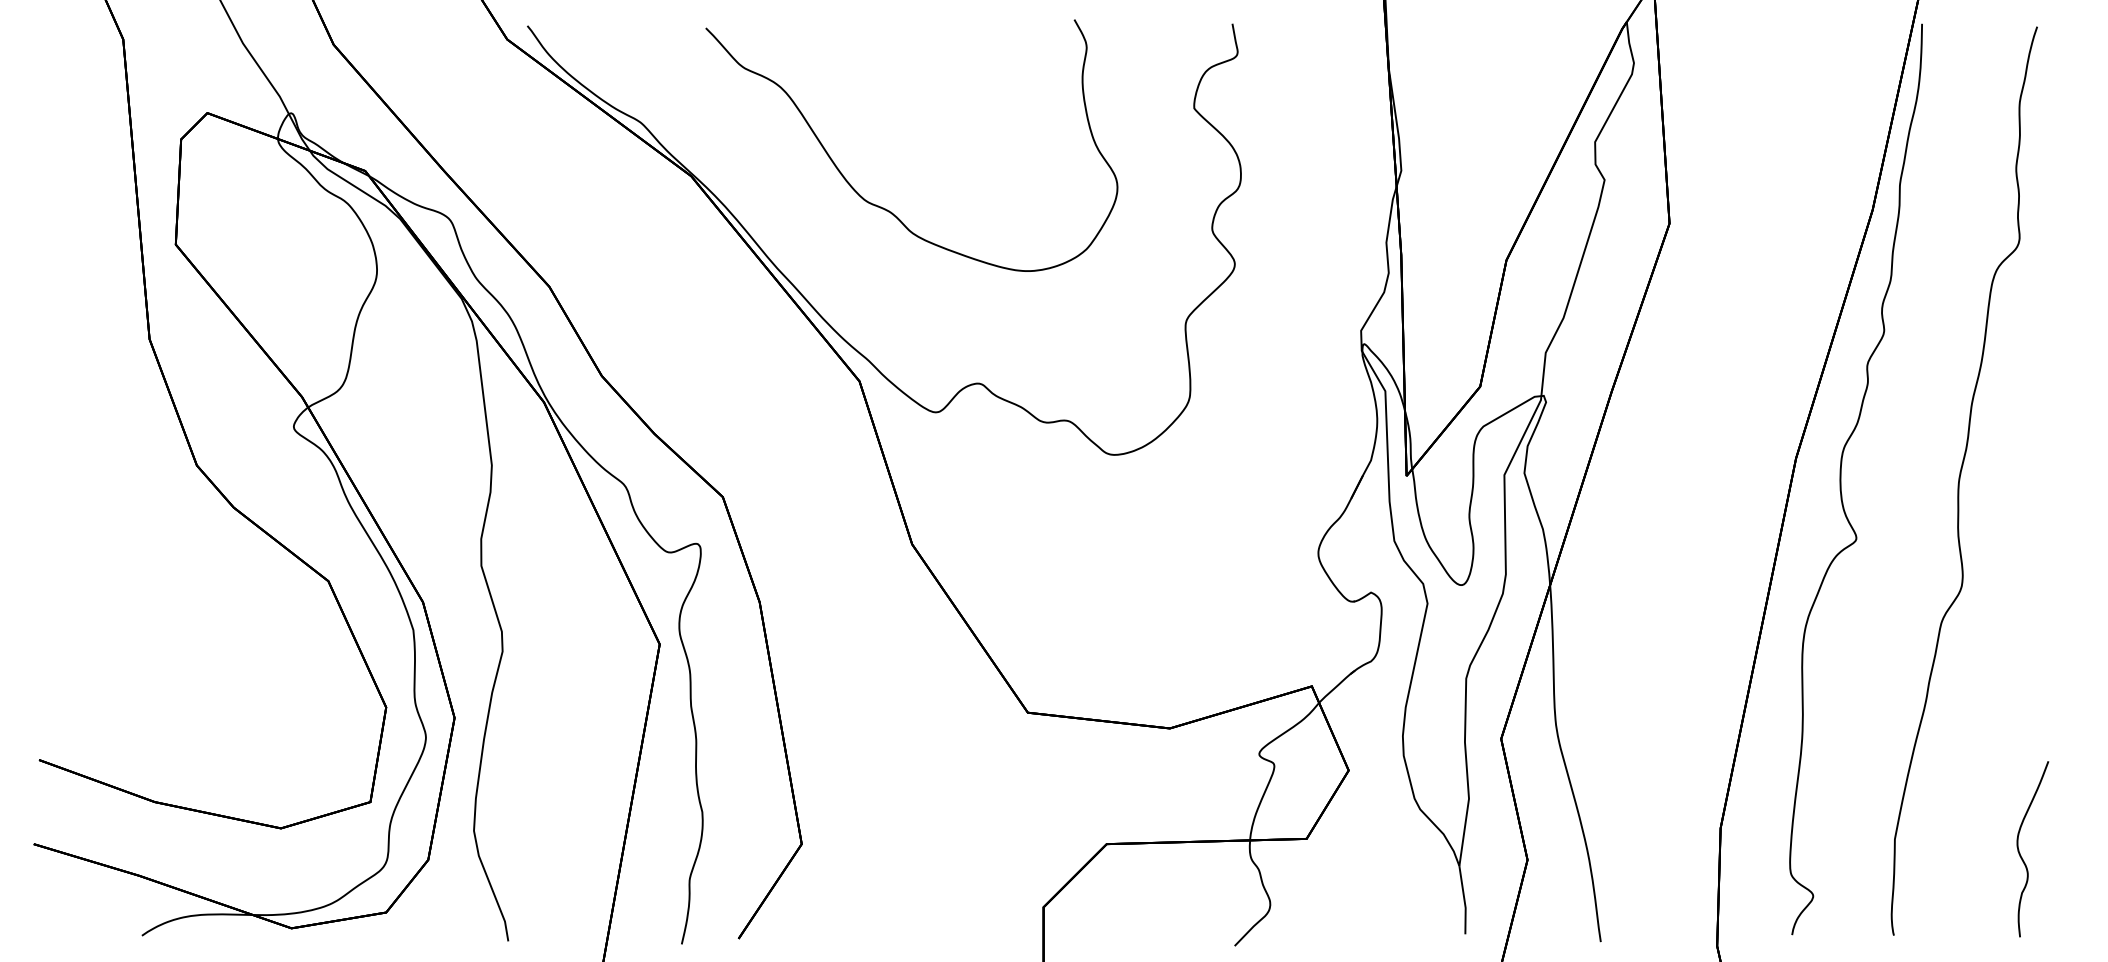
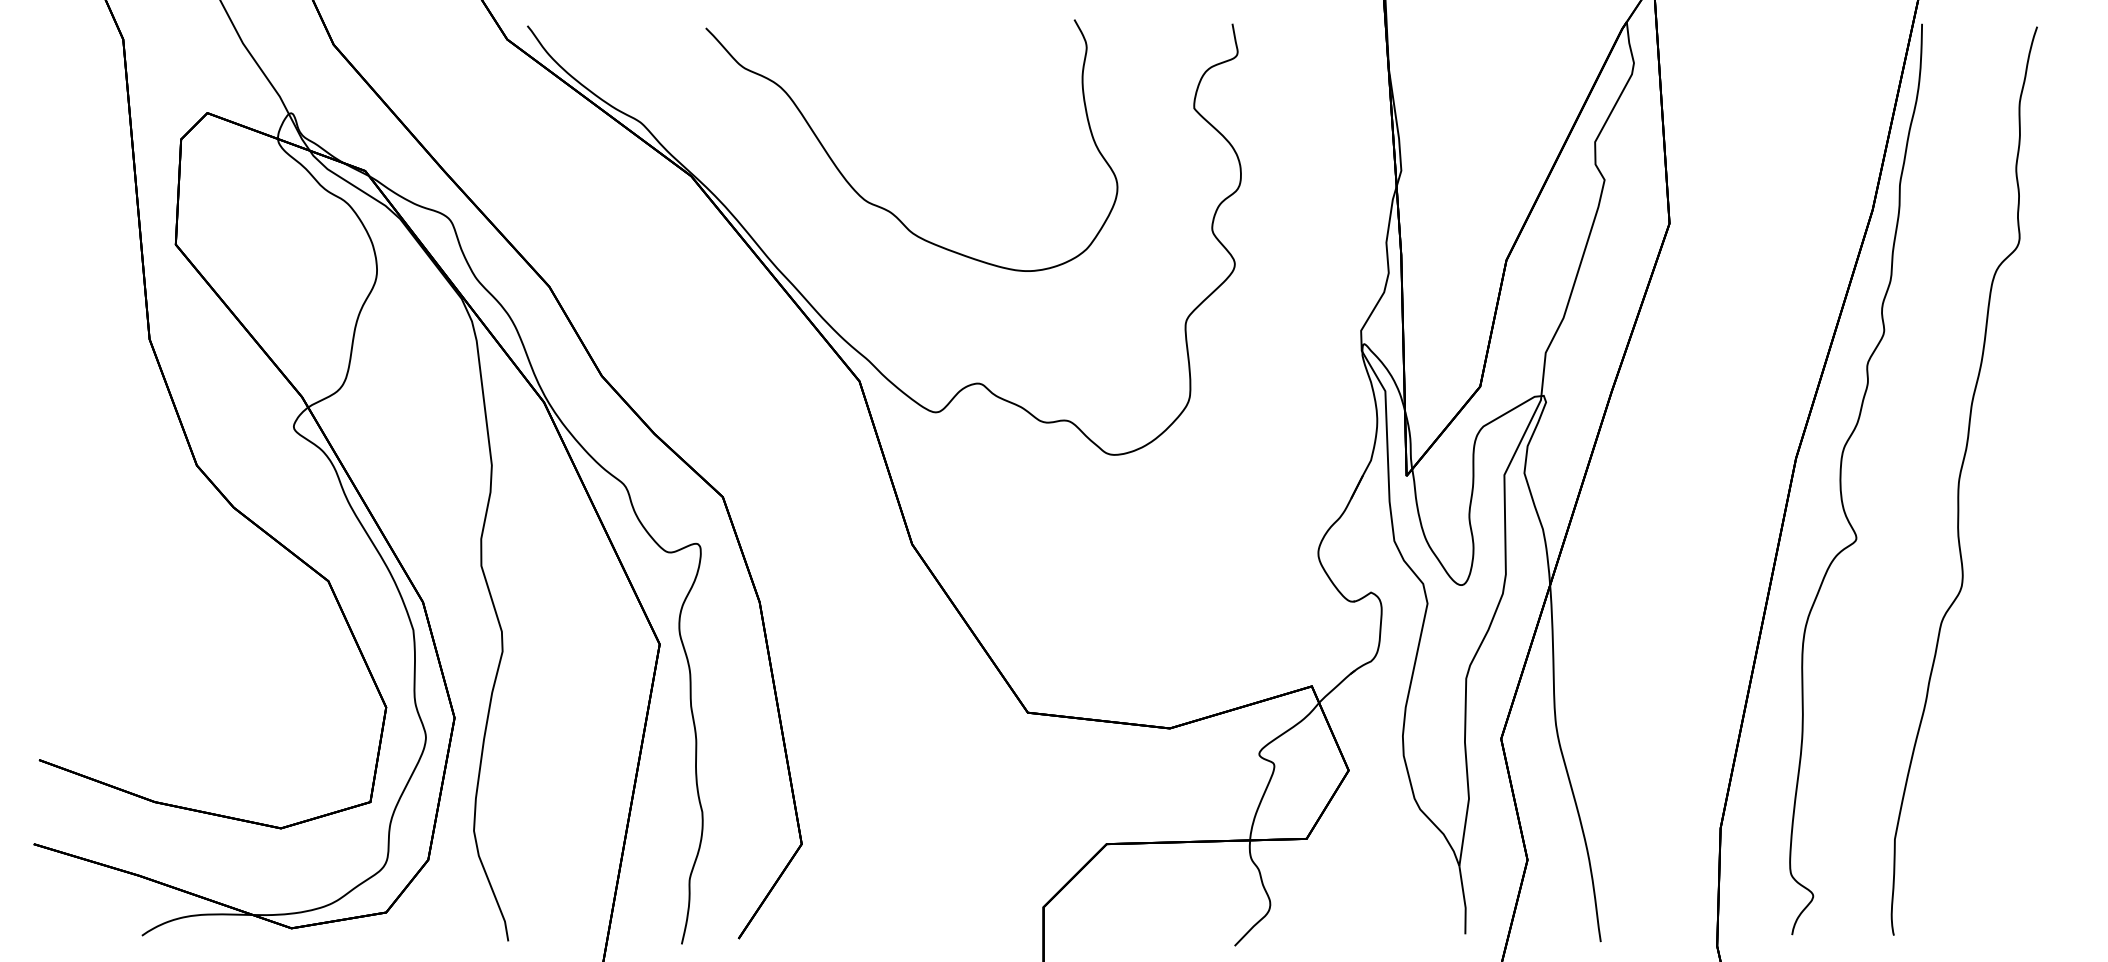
part: present -> none (2021, 855)
